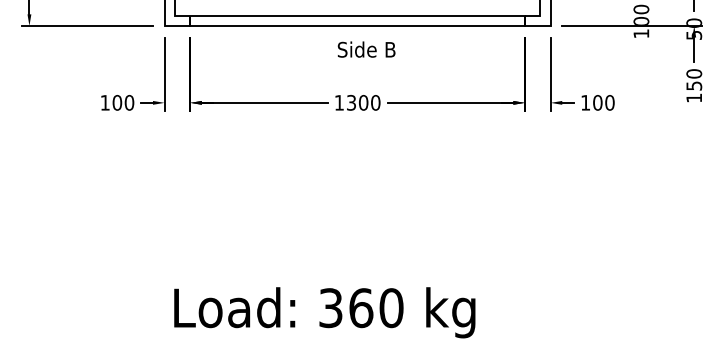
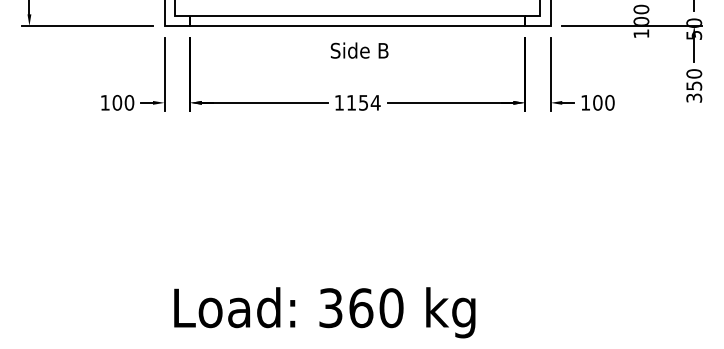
text position: (366, 49) -> (359, 50) (359, 50)
text: 150 -> 350 (694, 97)
text: 1300 -> 1154 (363, 102)
